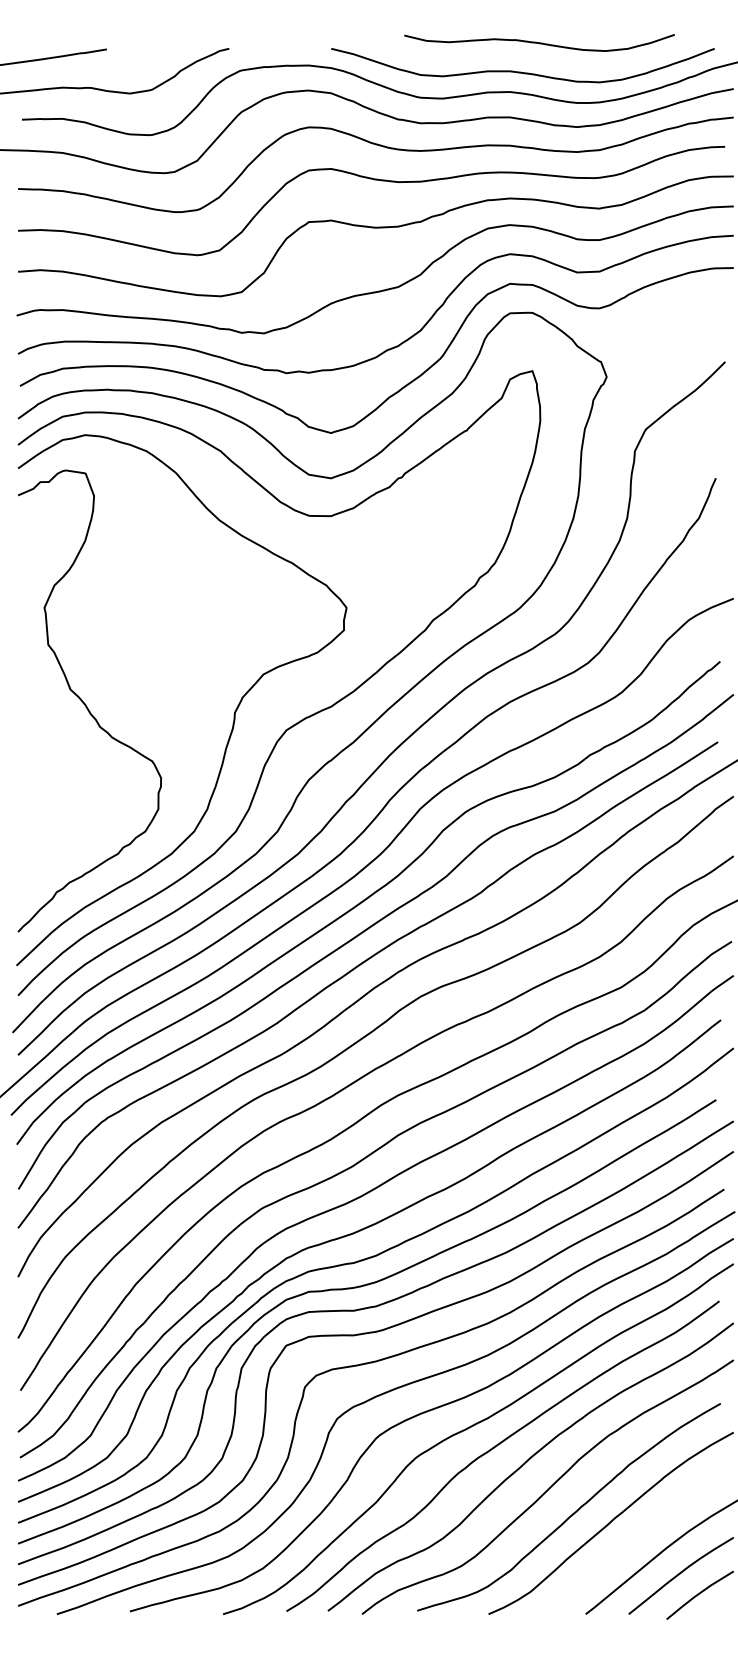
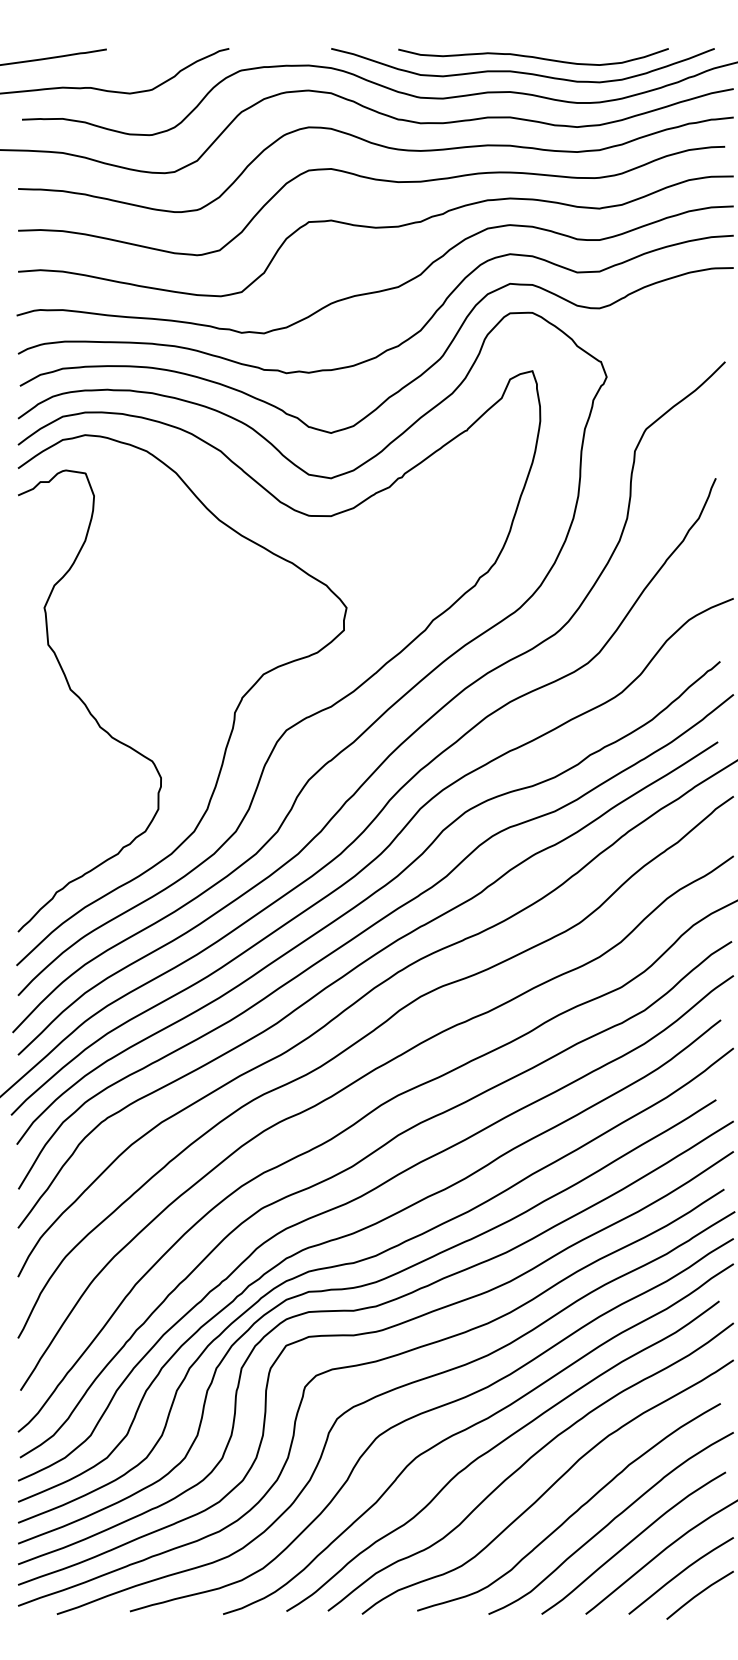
curve position: (539, 42) -> (533, 56) (533, 56)
curve: none -> present (632, 1541)
